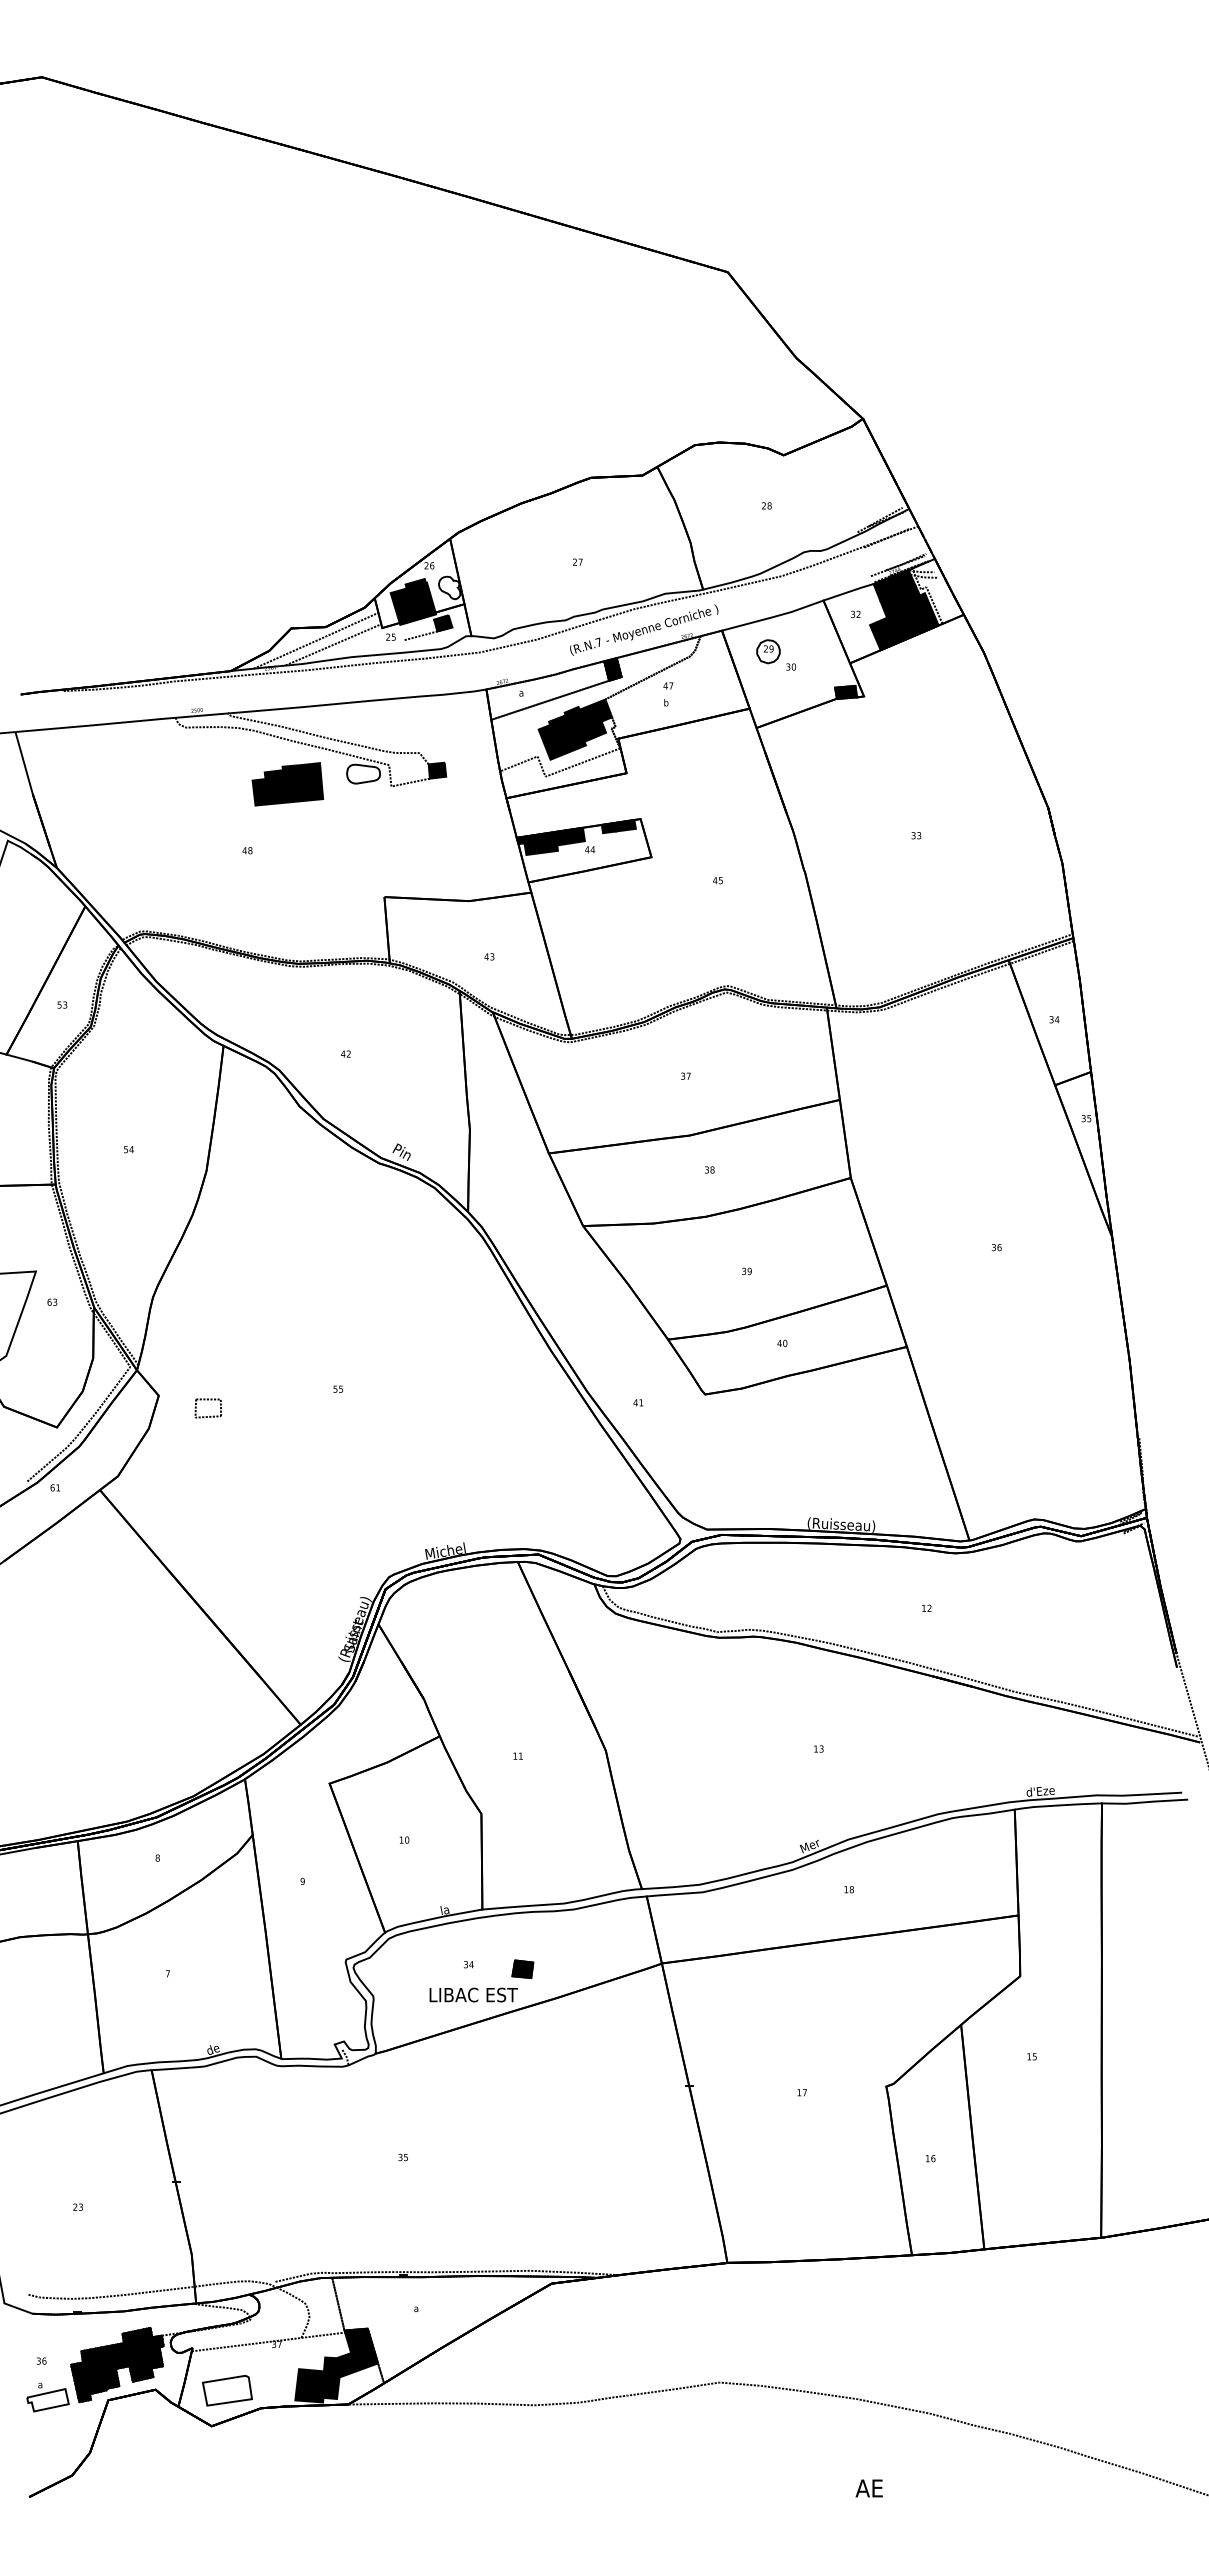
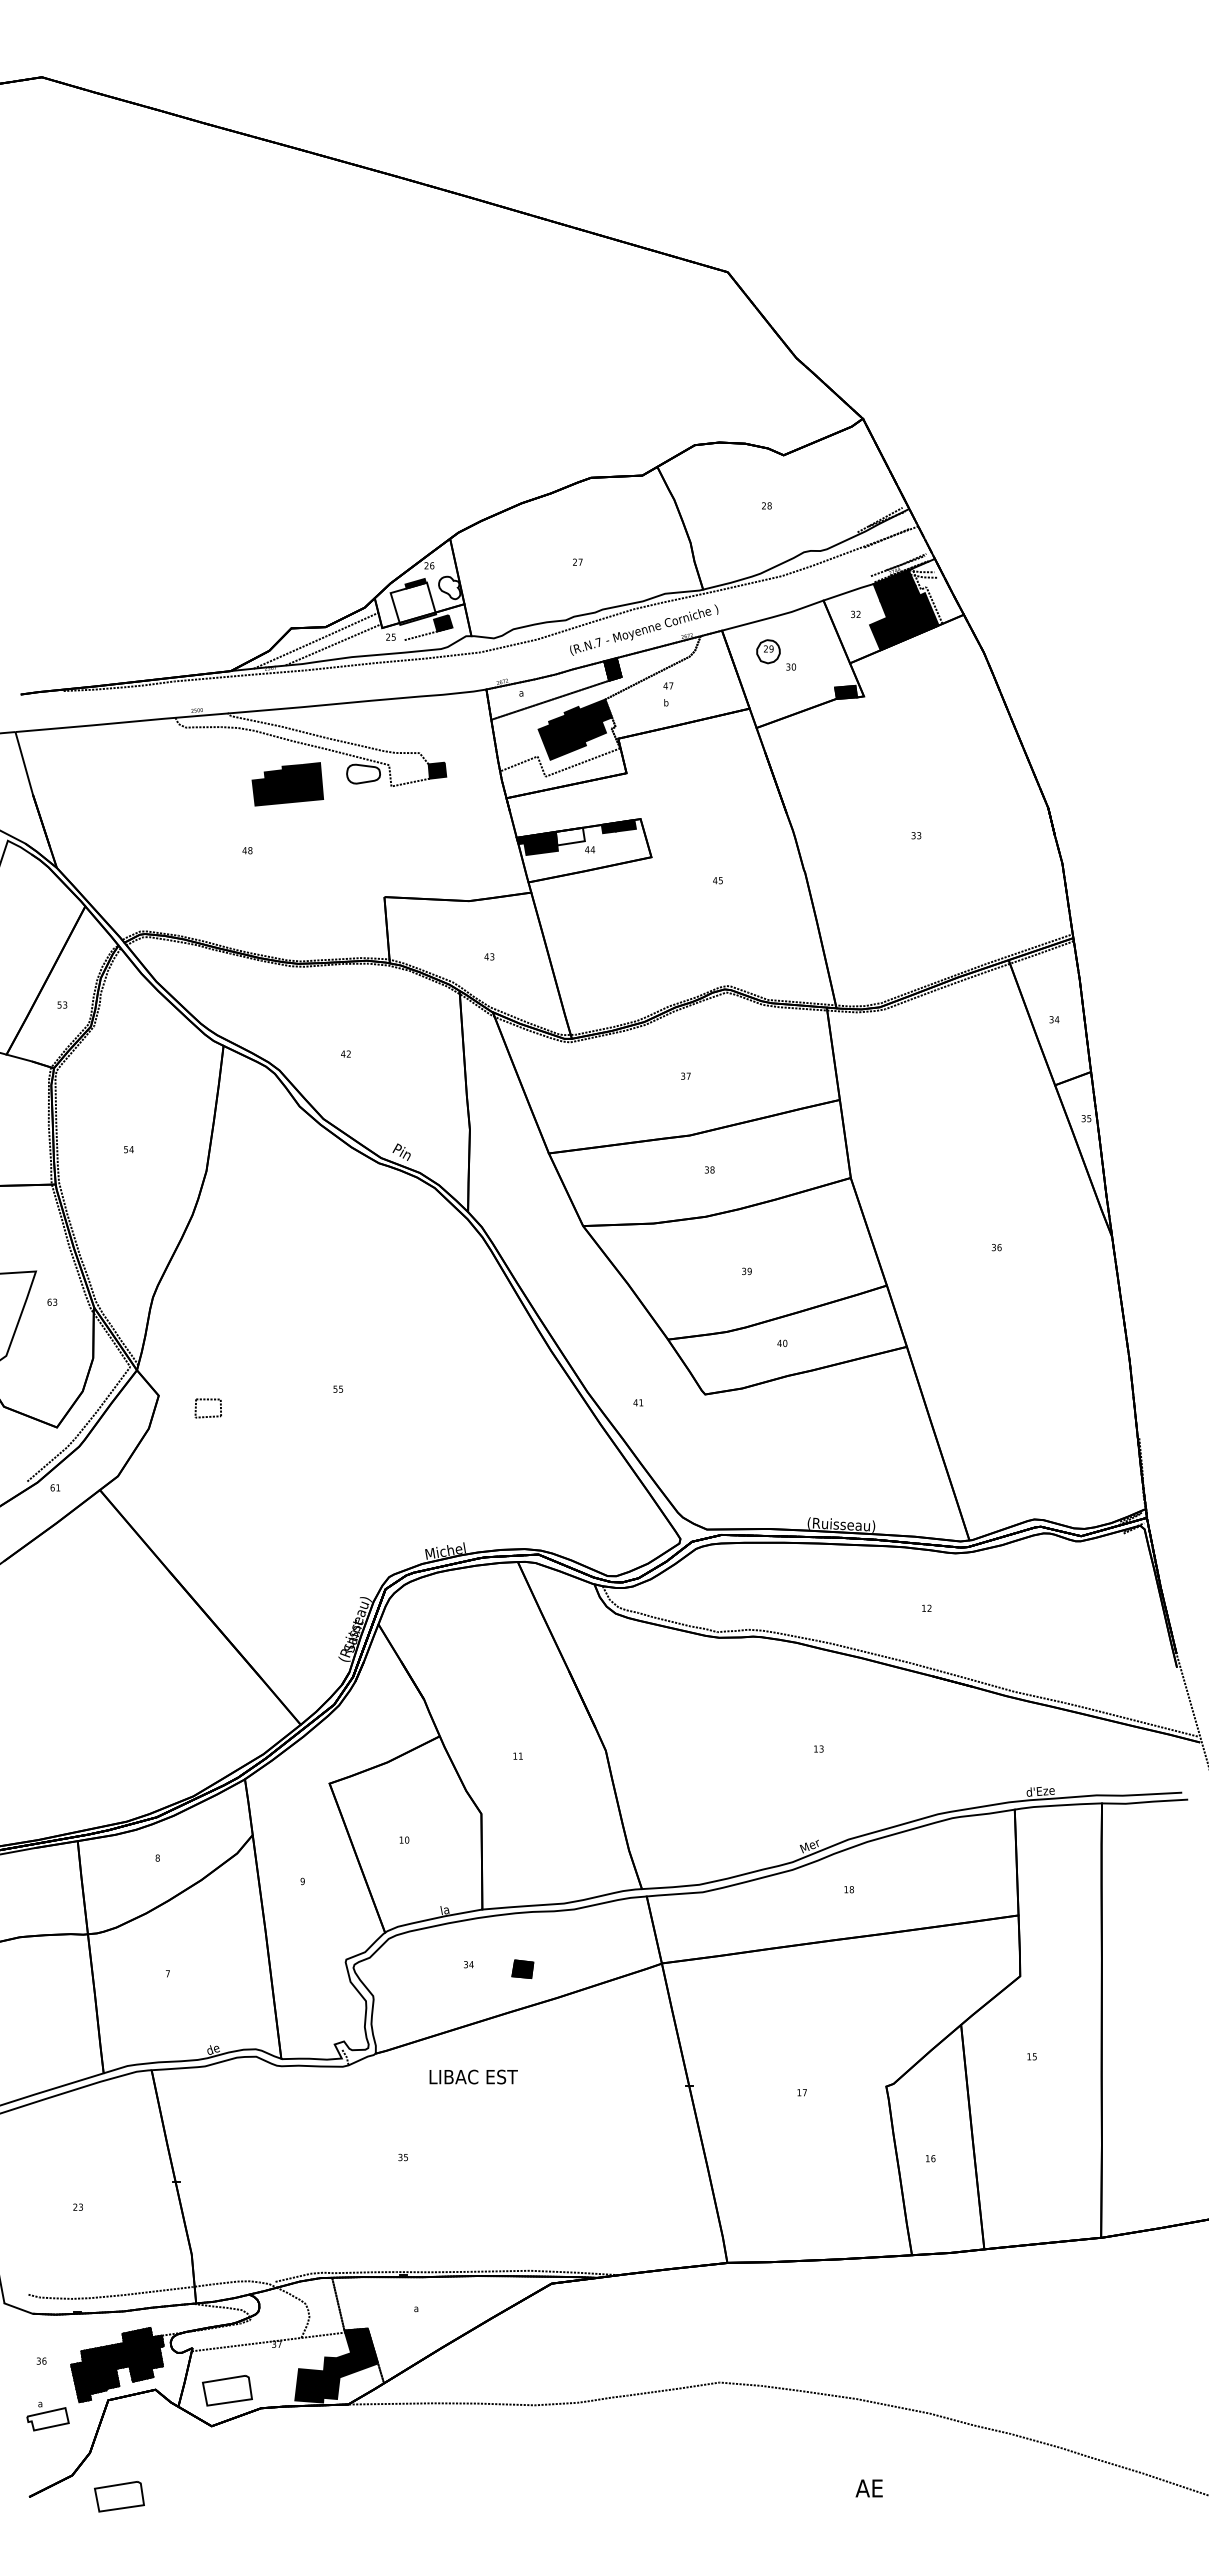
fill: present -> none (413, 603)
fill: present -> none (569, 836)
text position: (473, 1994) -> (473, 2076) (473, 2076)
part position: (47, 2397) -> (47, 2416) (47, 2416)
part: none -> present (119, 2496)
